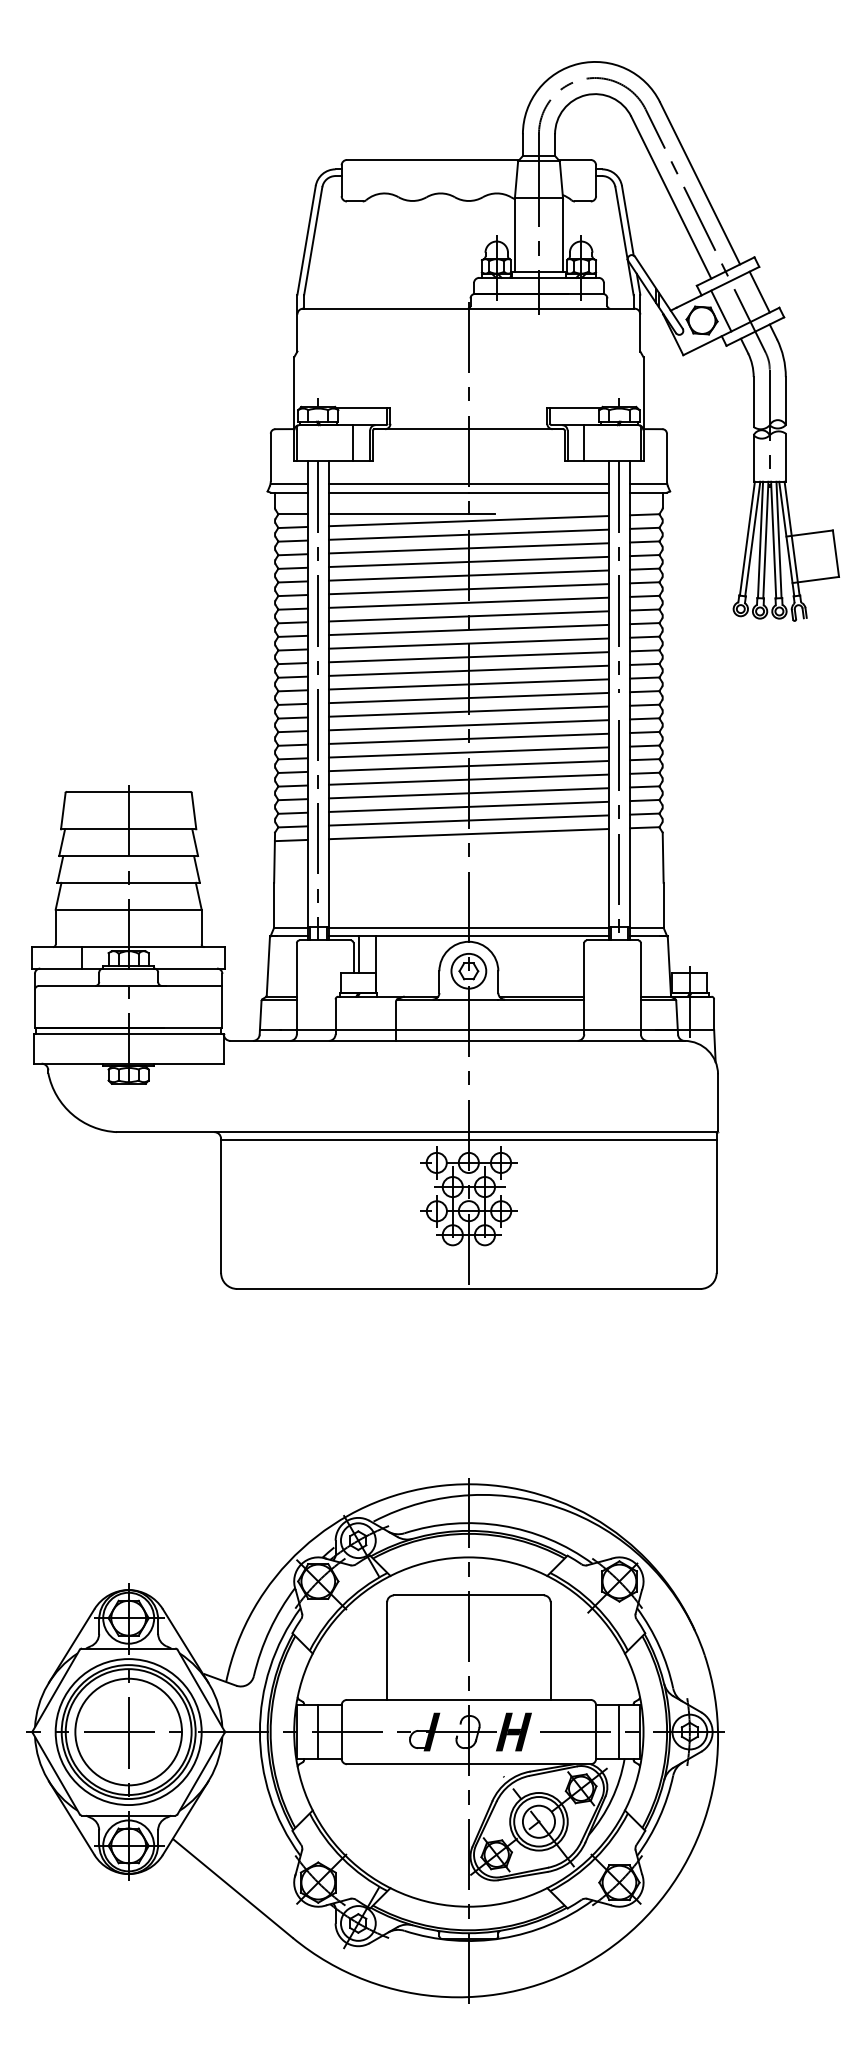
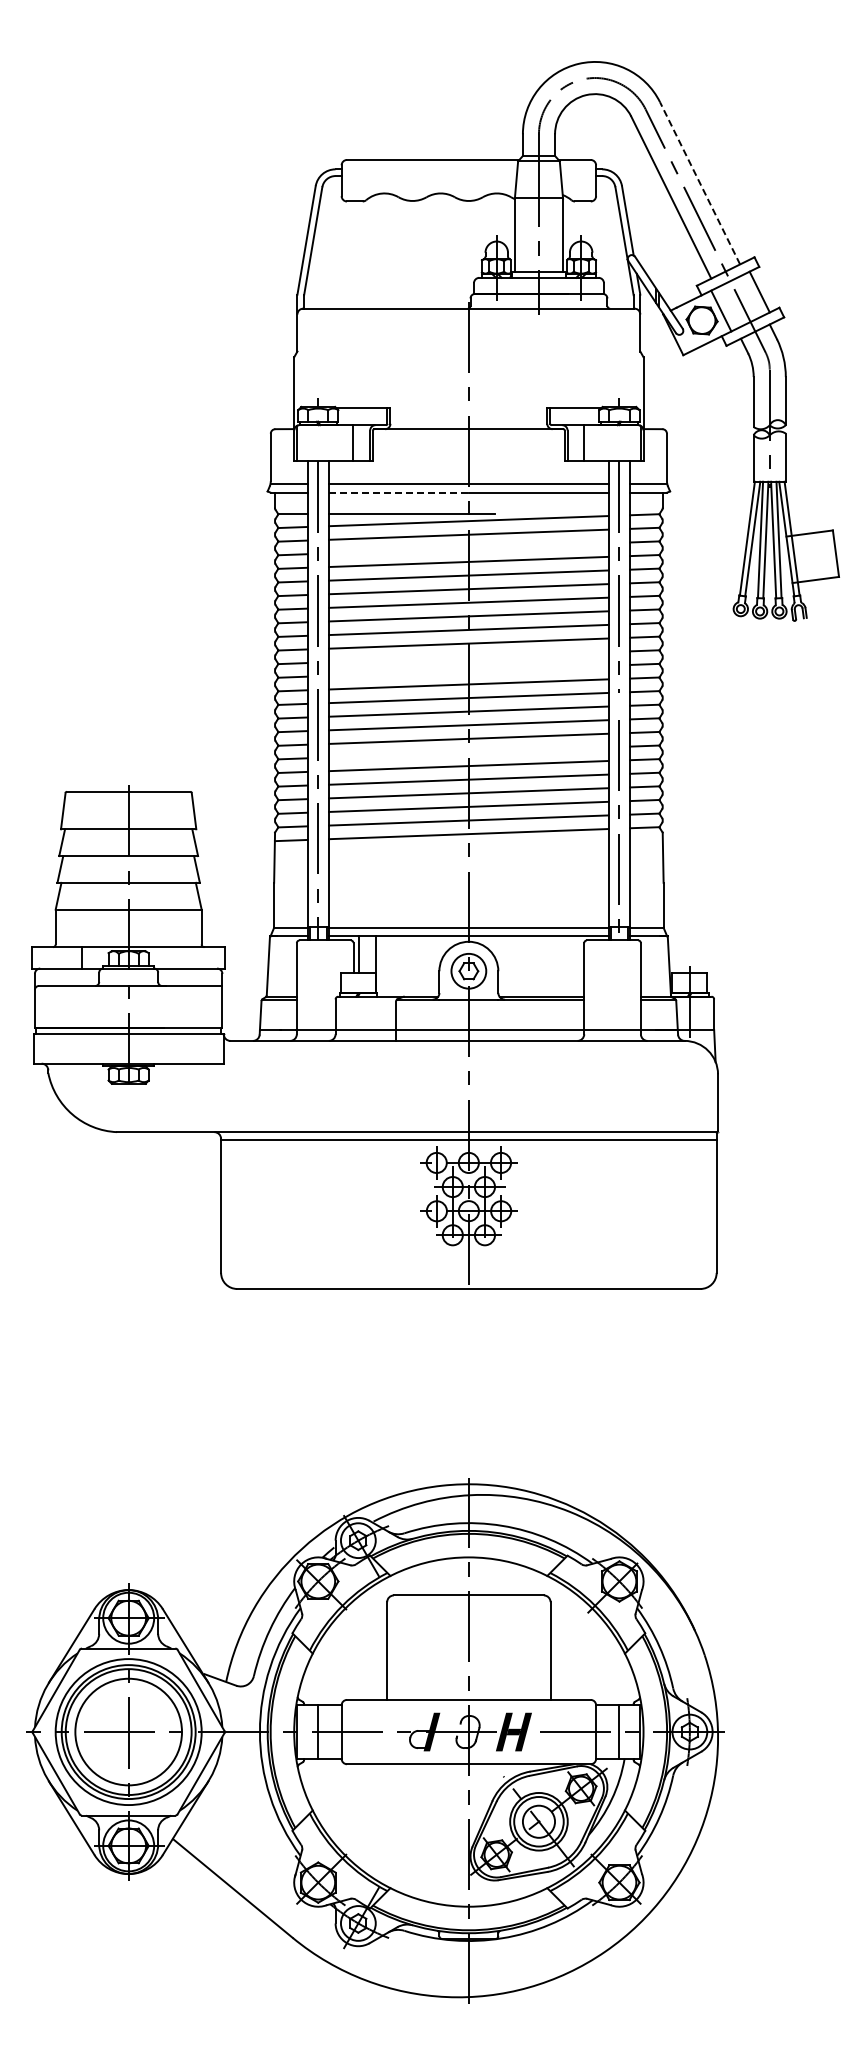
line: solid -> dashed (699, 182)
line: solid -> dashed (398, 492)
line: present -> none (468, 548)
line: present -> none (468, 657)
line: present -> none (468, 670)
line: present -> none (468, 752)
